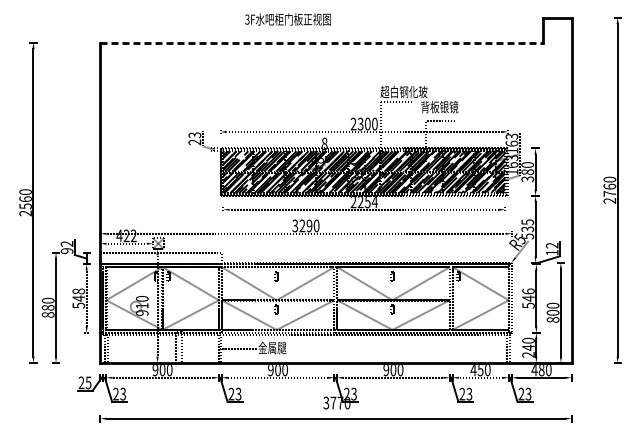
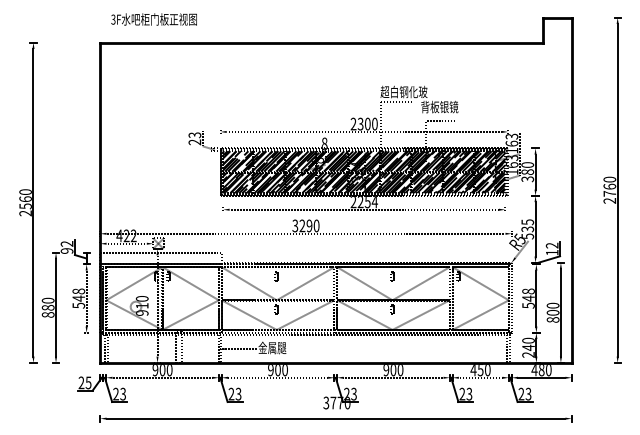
text position: (287, 19) -> (153, 19) (153, 19)
line: dashed -> solid (322, 42)
text: 546 -> 548 (528, 291)
